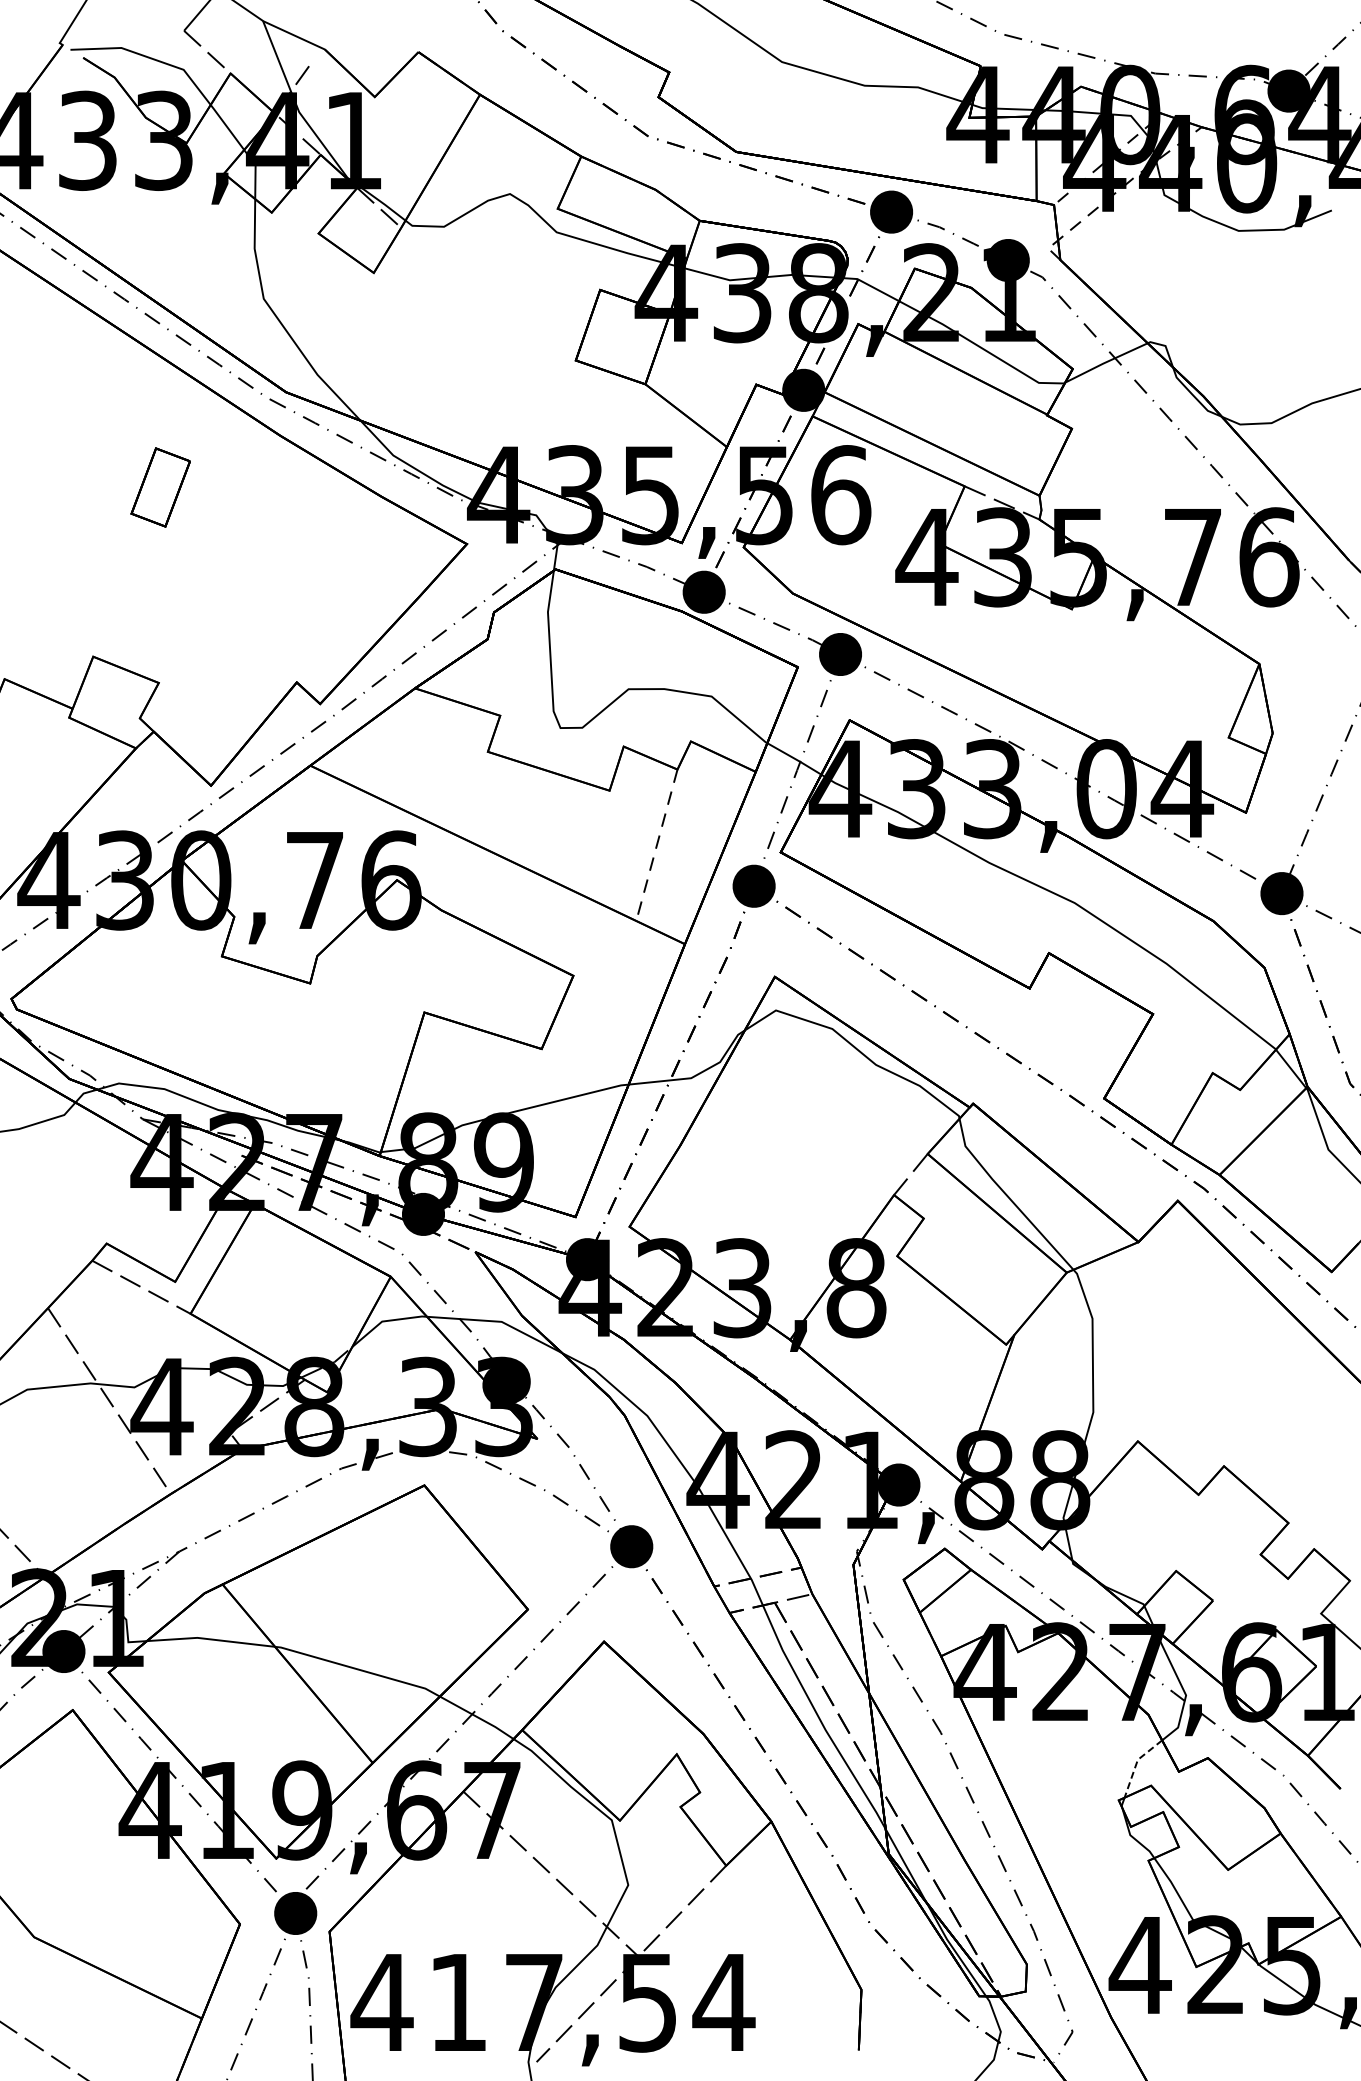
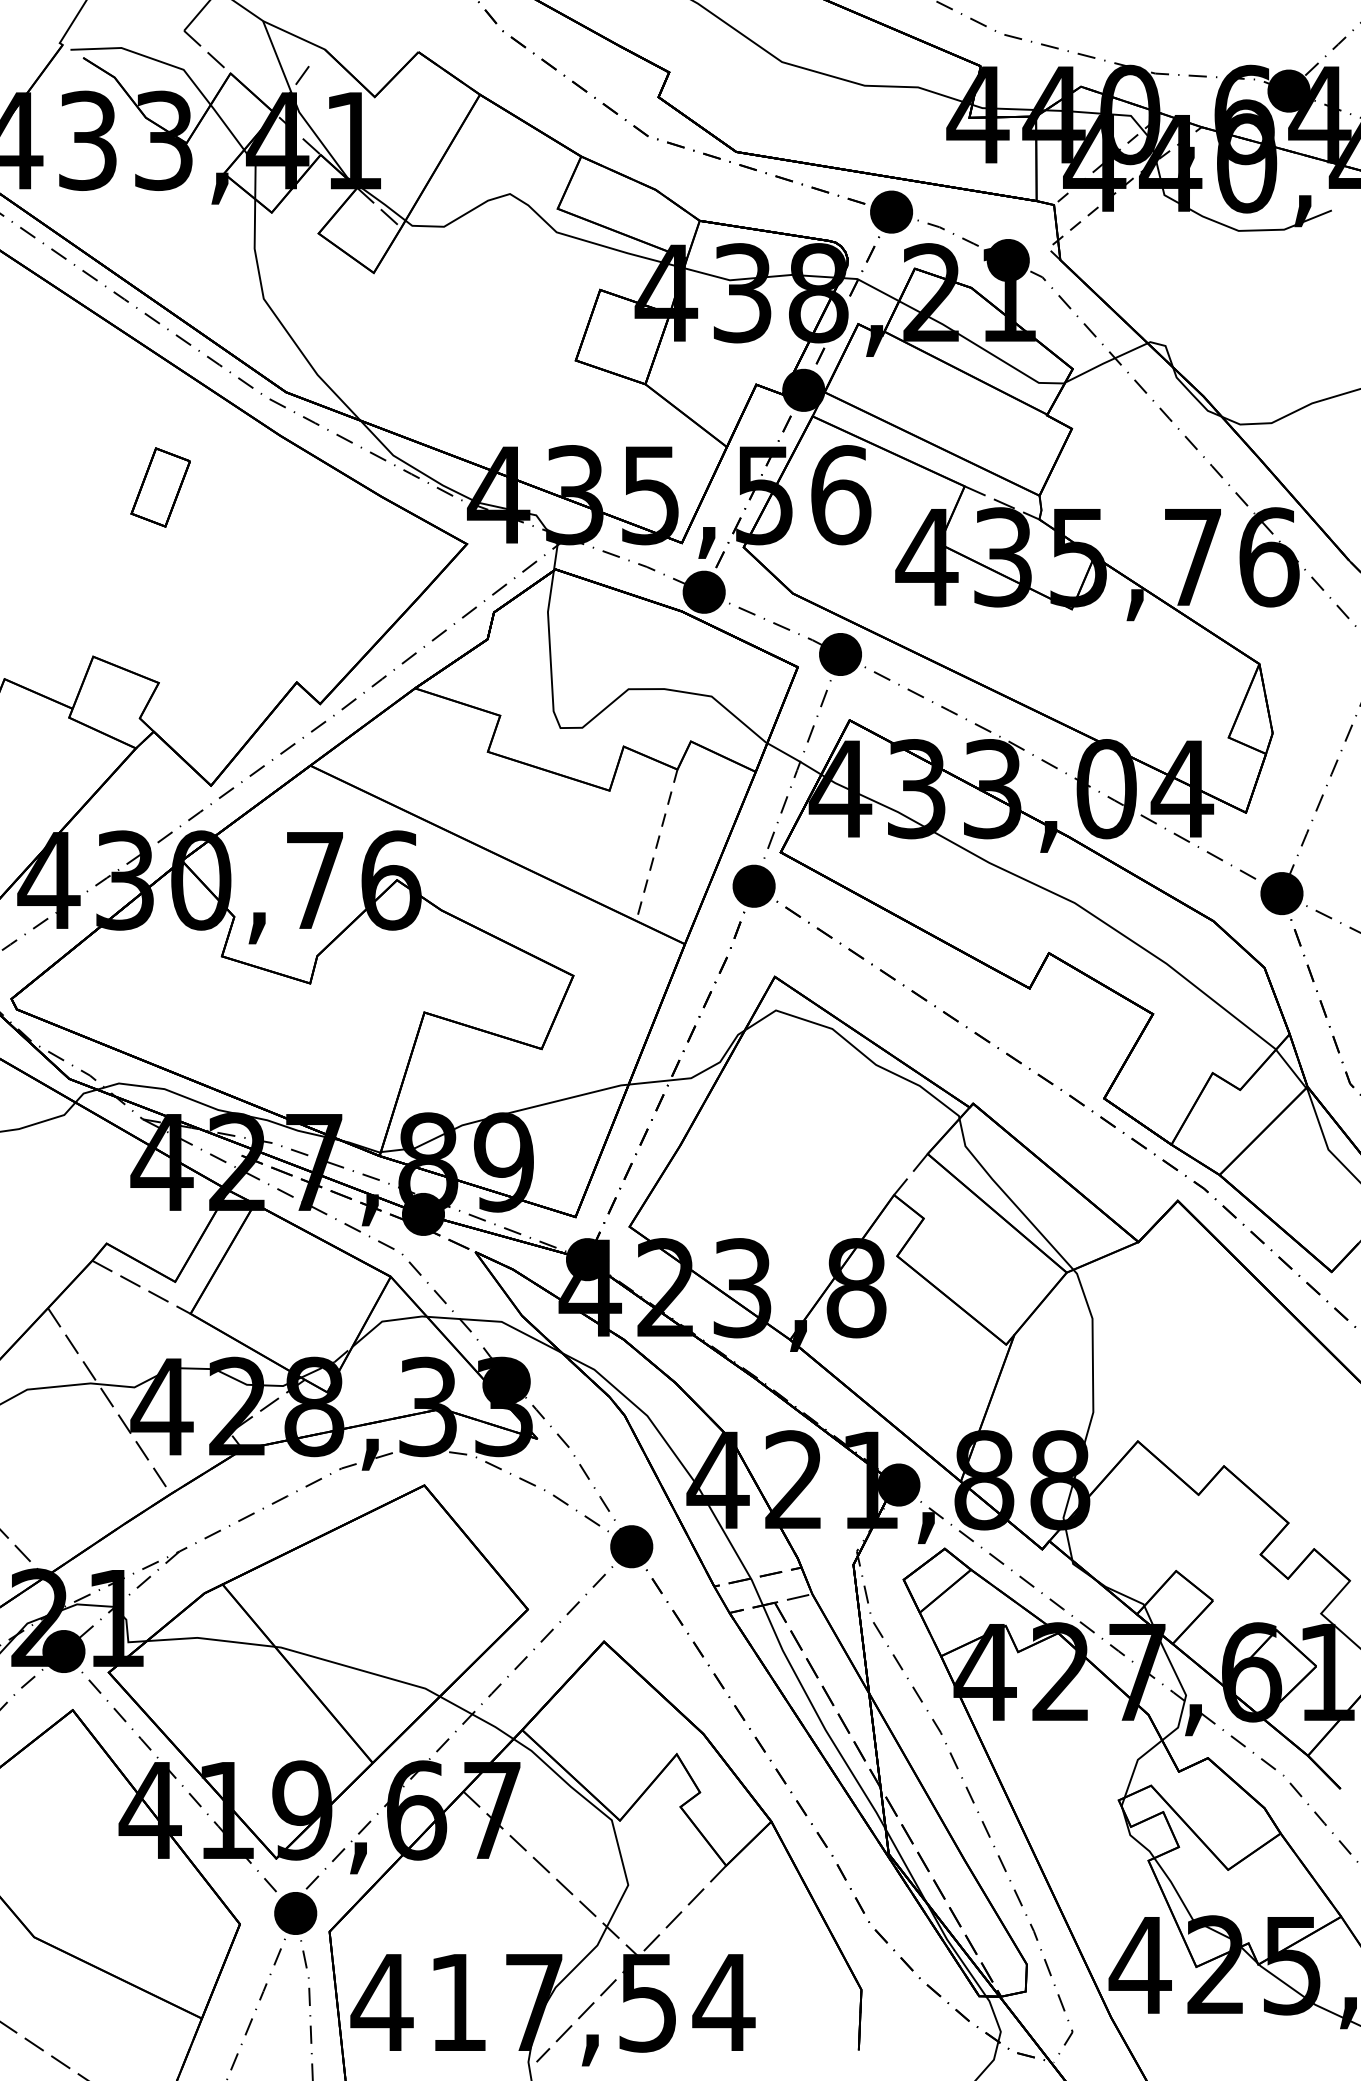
line: dashed -> solid (1136, 1763)
